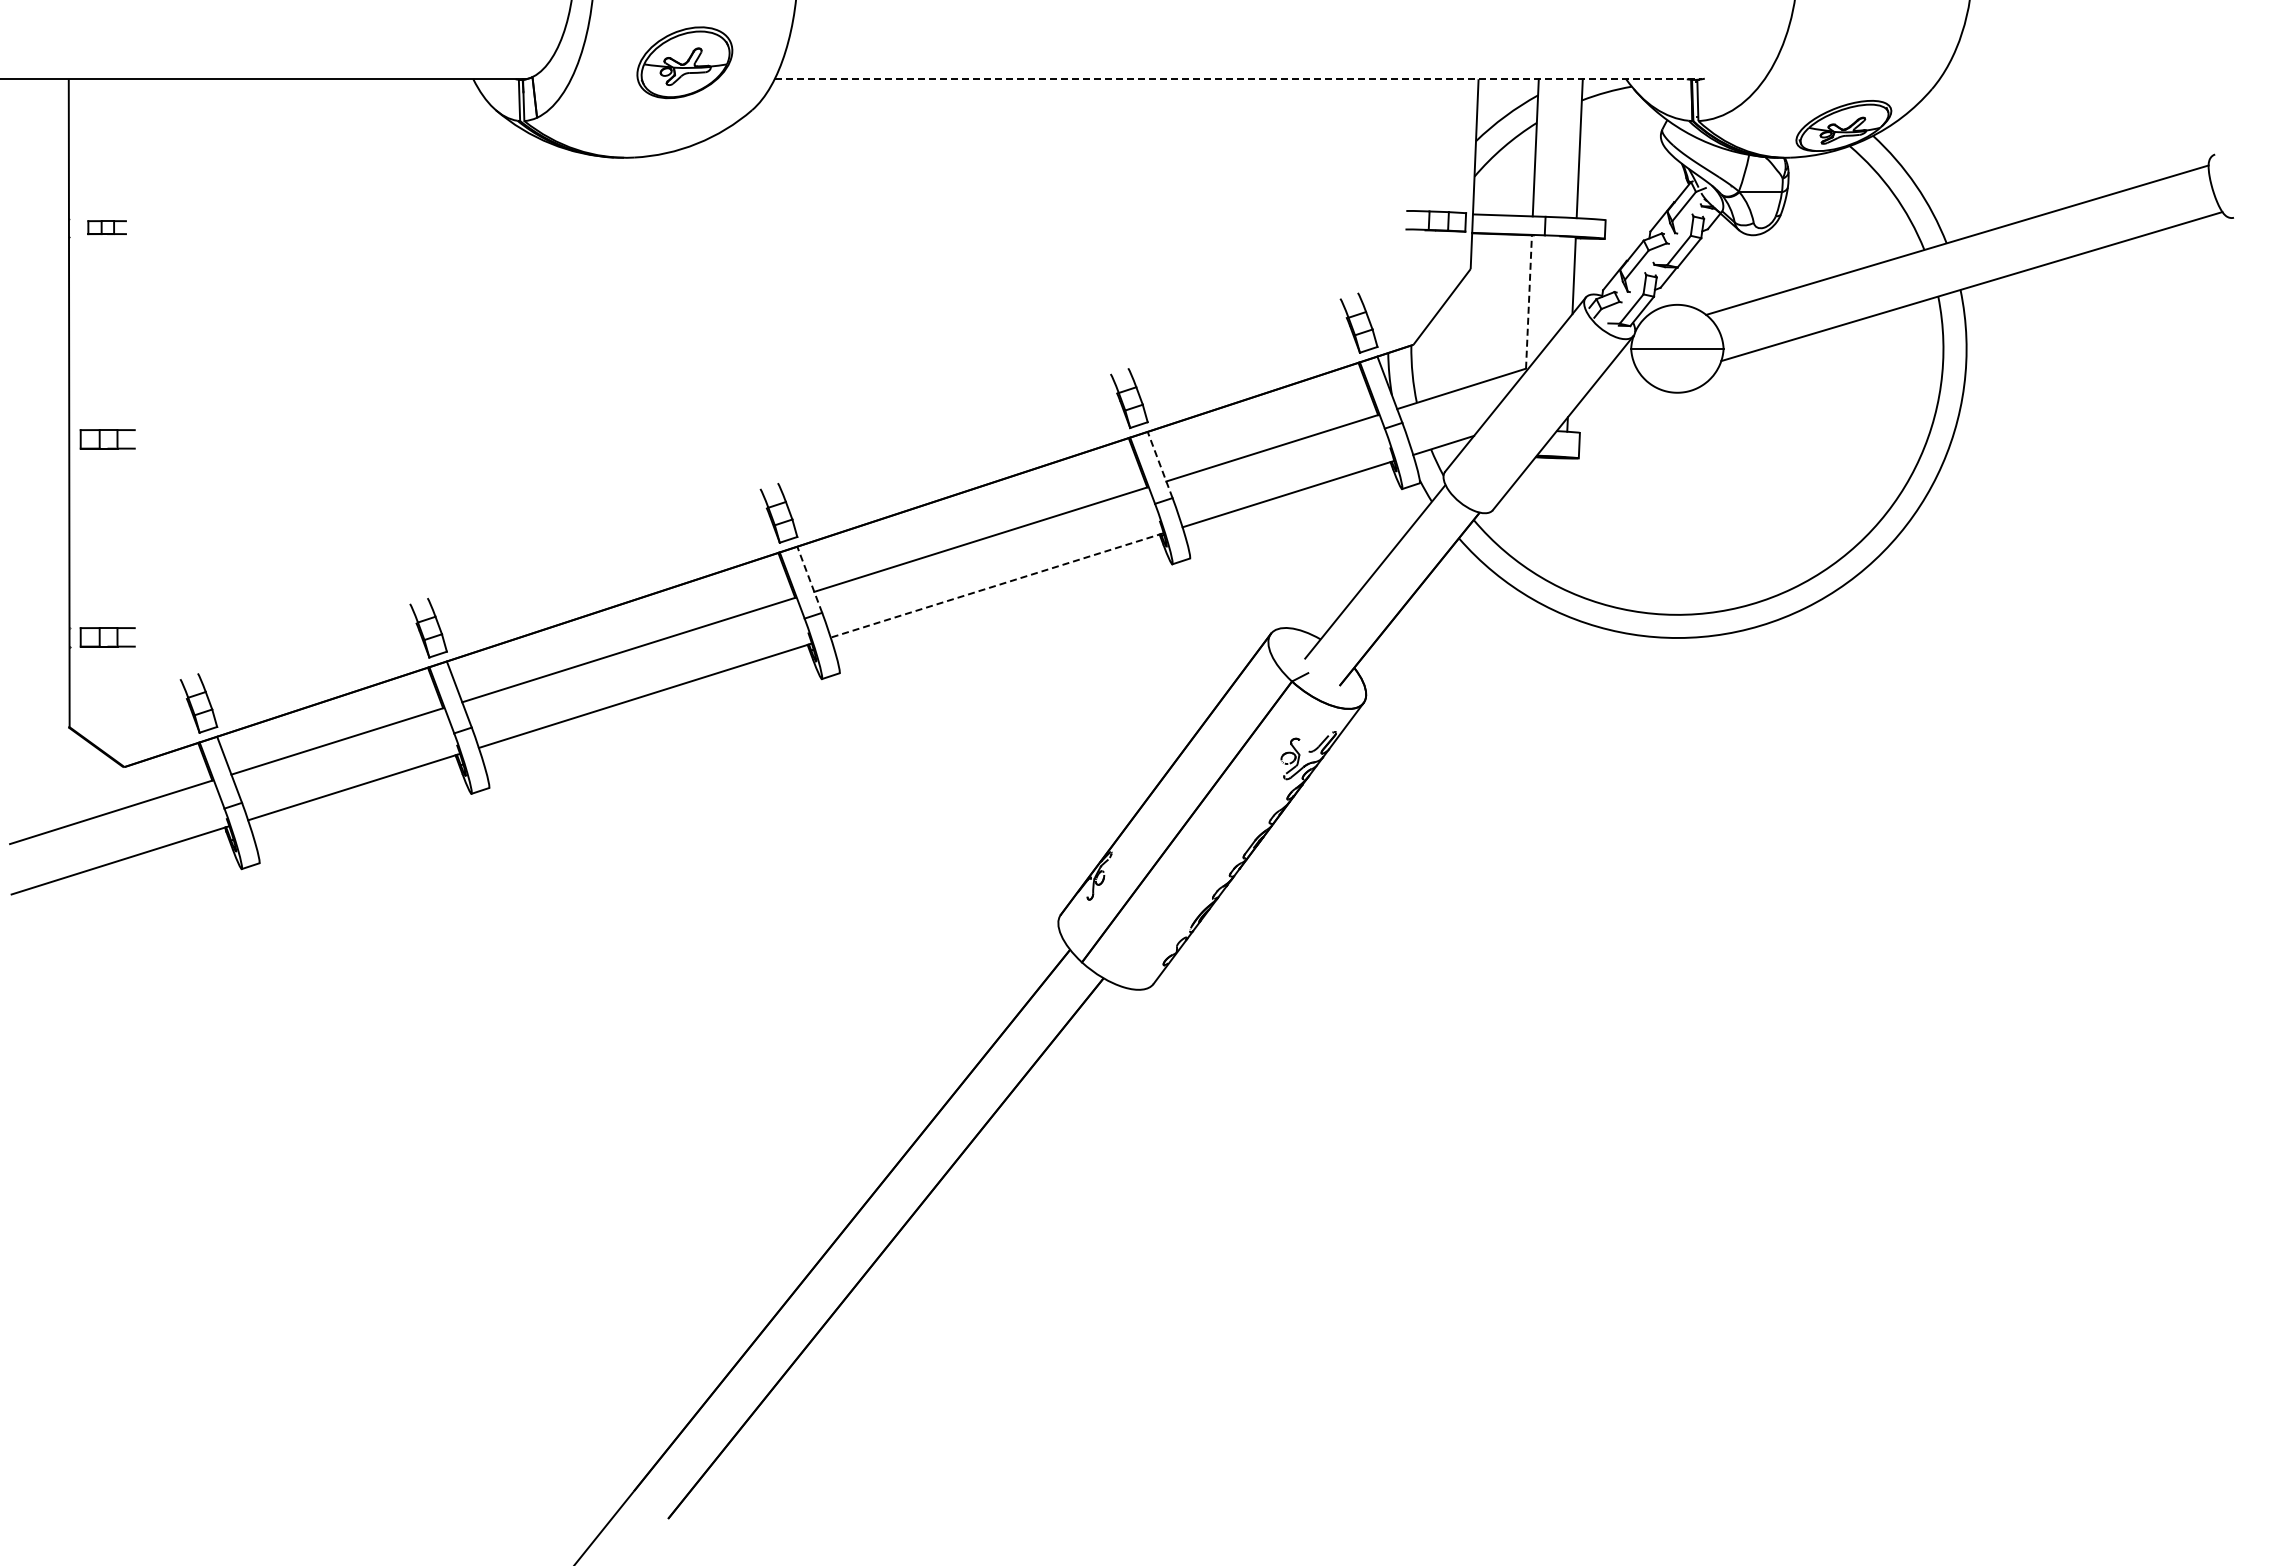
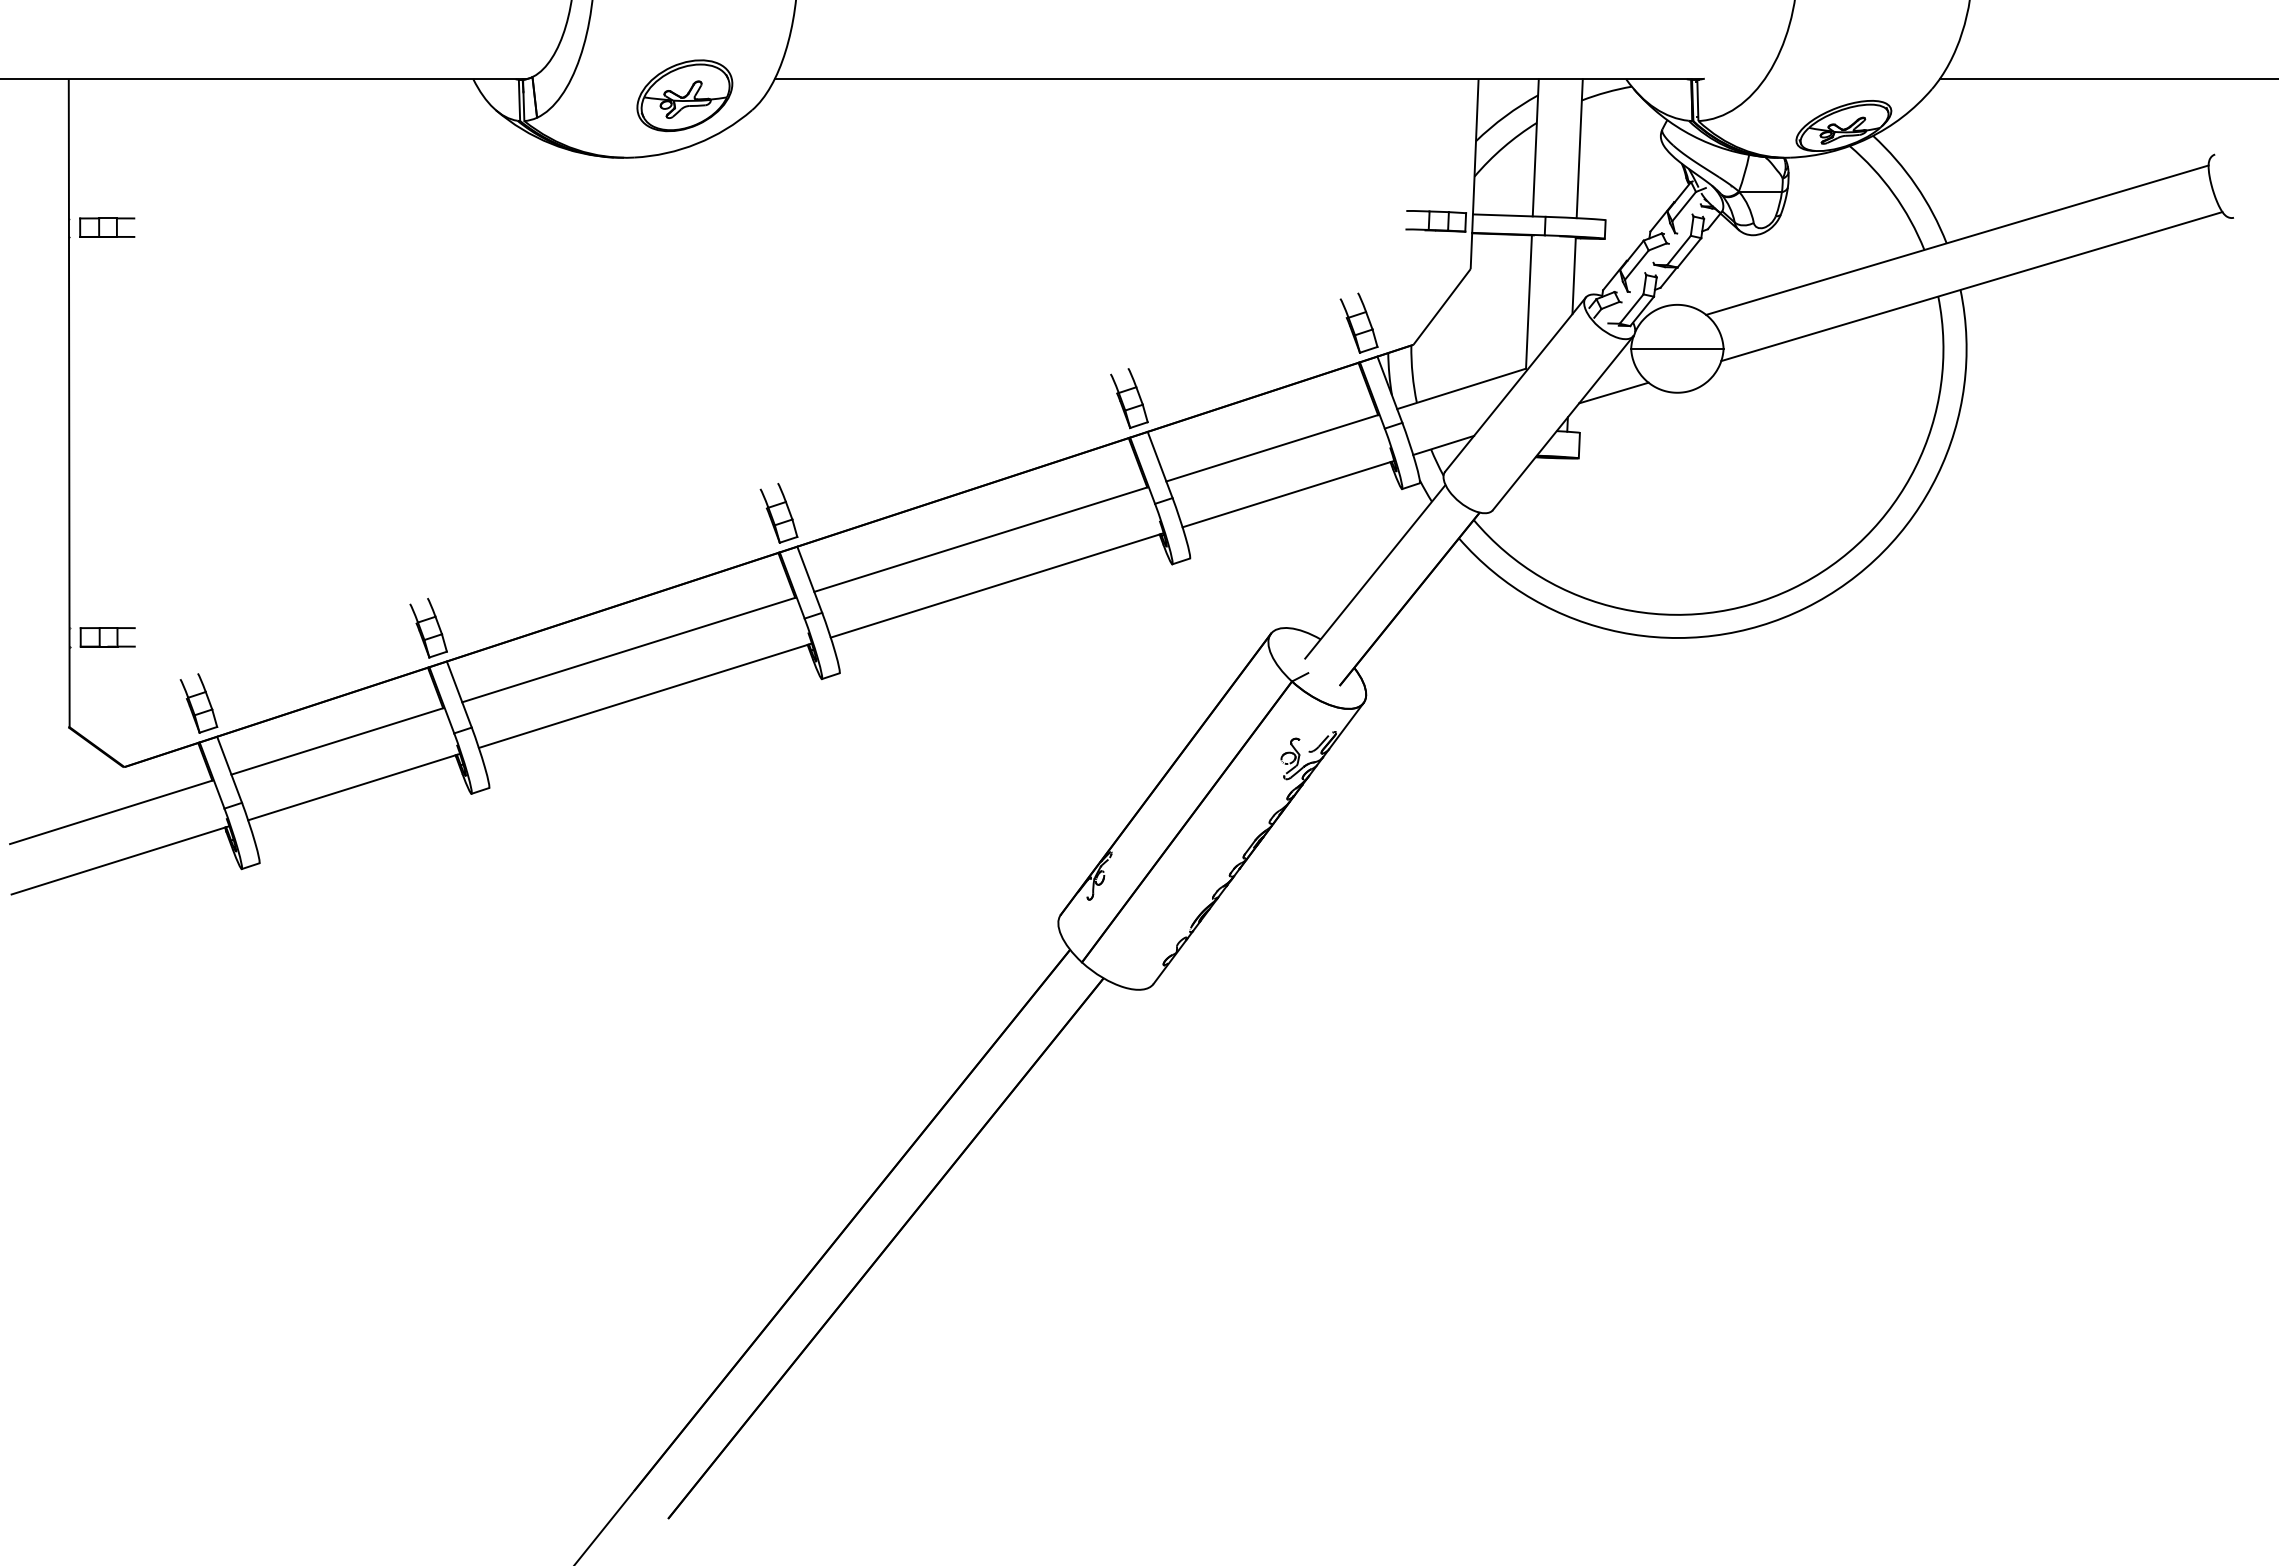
part position: (684, 62) -> (684, 95) (684, 95)
line: dashed -> solid (1238, 79)
line: none -> present (2107, 79)
part size: 40x16 px -> 57x21 px (107, 227)
line: dashed -> solid (1528, 302)
line: none -> present (1613, 392)
part: present -> none (107, 439)
line: dashed -> solid (1159, 464)
line: dashed -> solid (809, 579)
line: dashed -> solid (996, 585)
